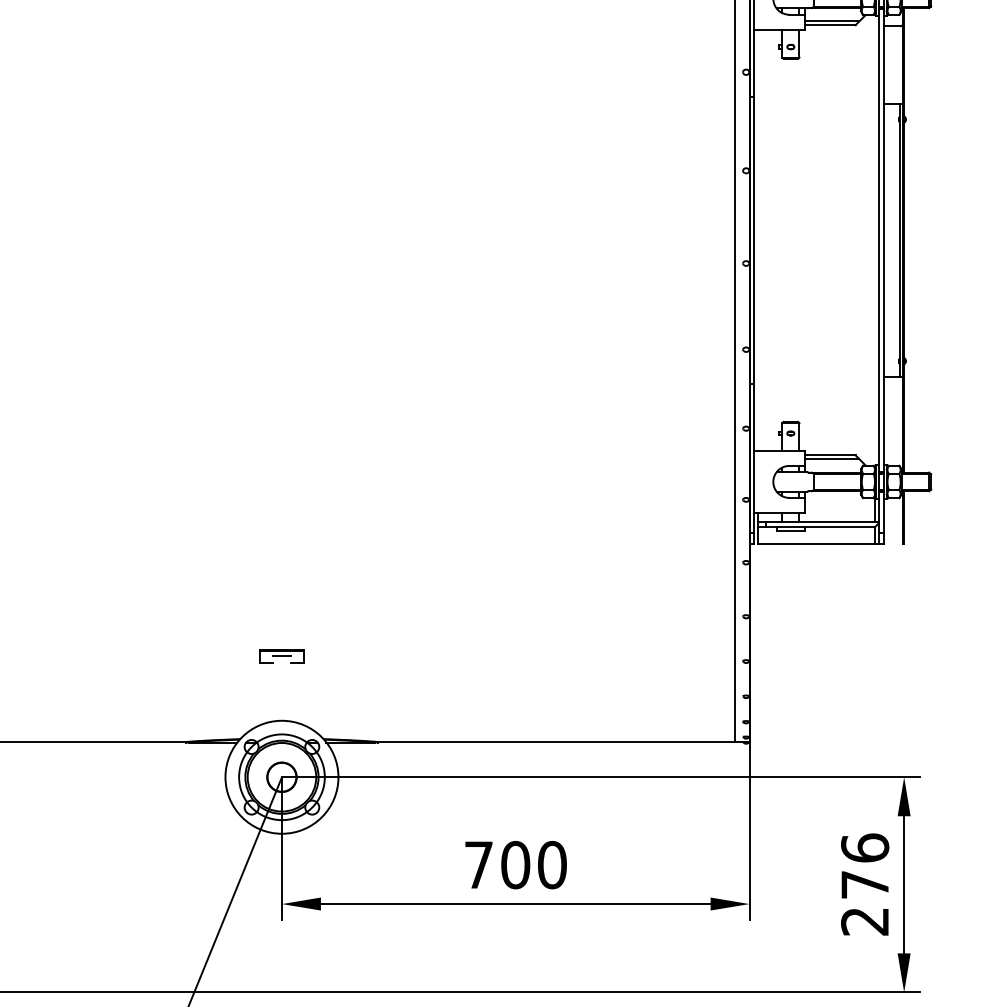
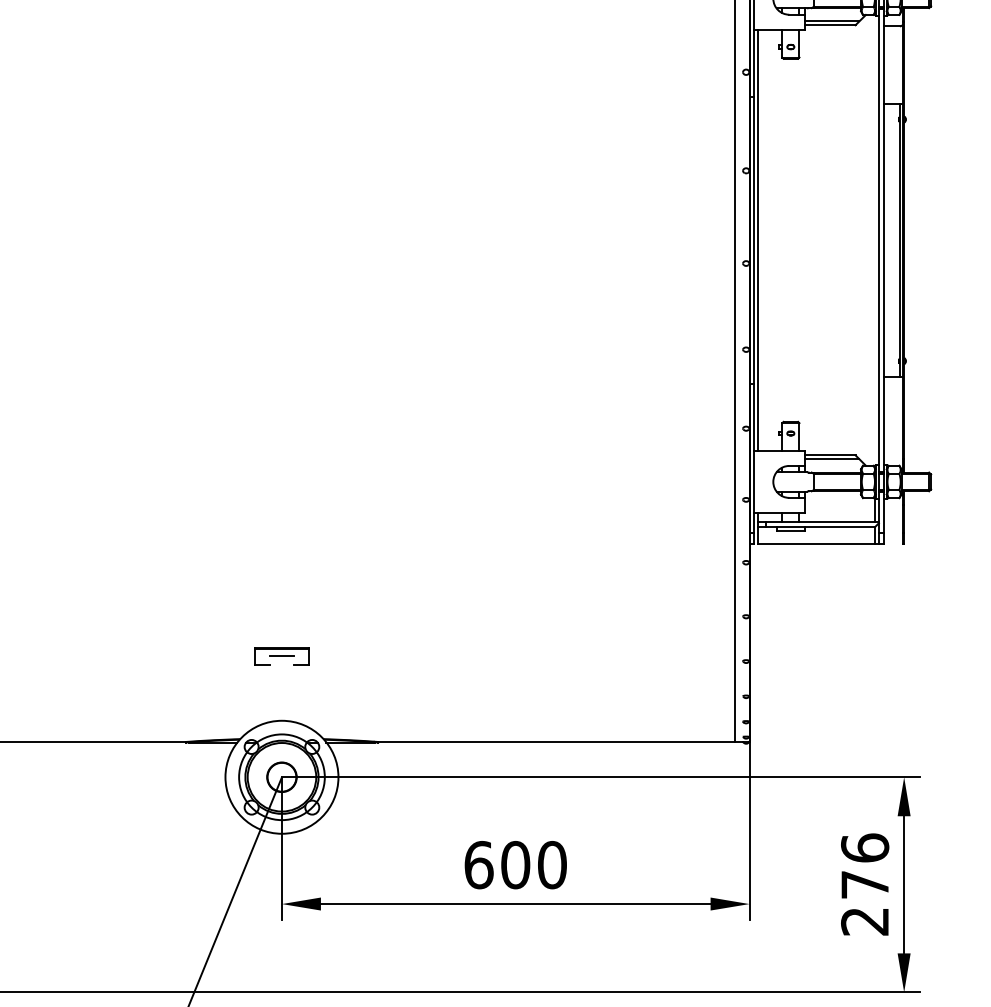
line: none -> present (758, 239)
part size: 46x15 px -> 56x19 px (281, 656)
text: 700 -> 600 (478, 865)
